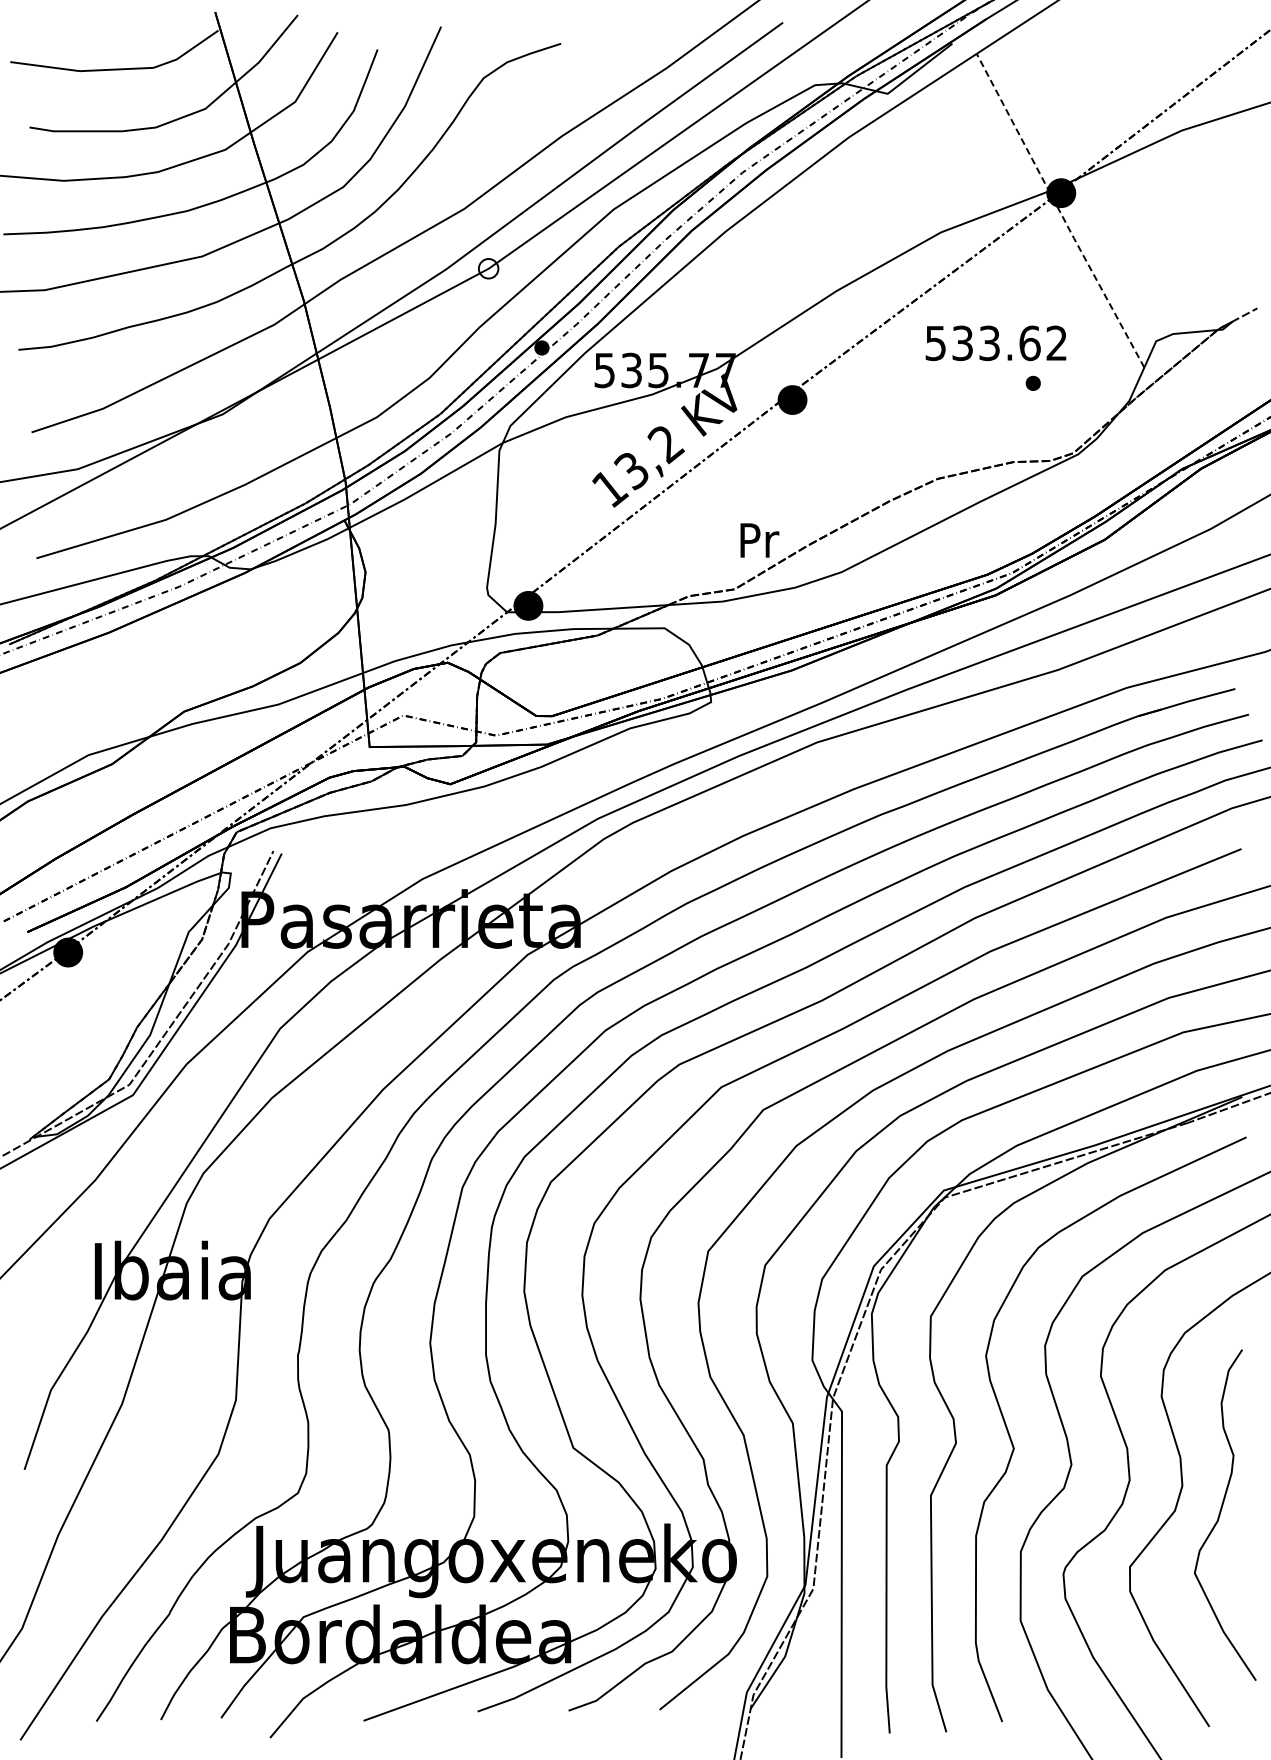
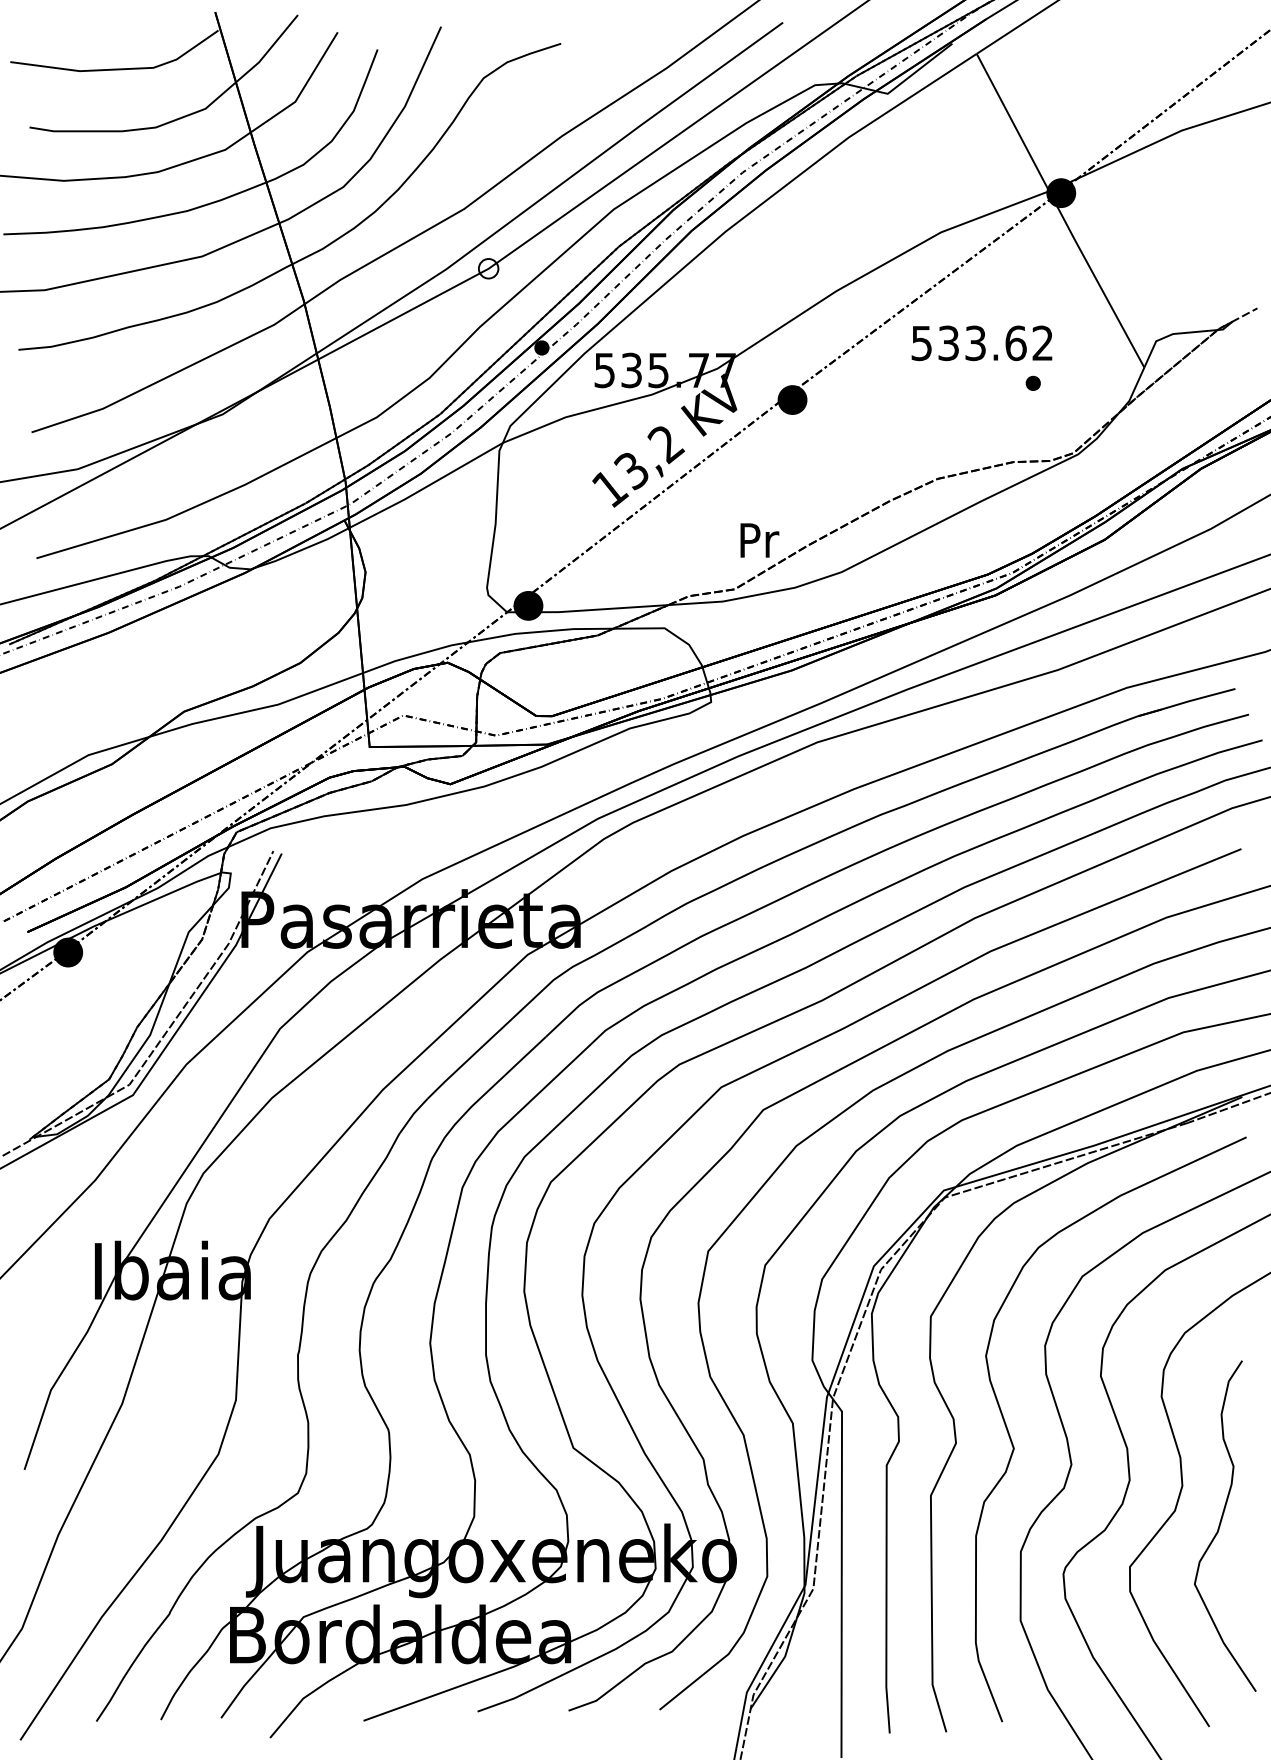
line: dashed -> solid (1059, 211)
text position: (995, 343) -> (981, 343) (981, 343)
curve position: (1221, 1512) -> (1221, 1523) (1221, 1523)
